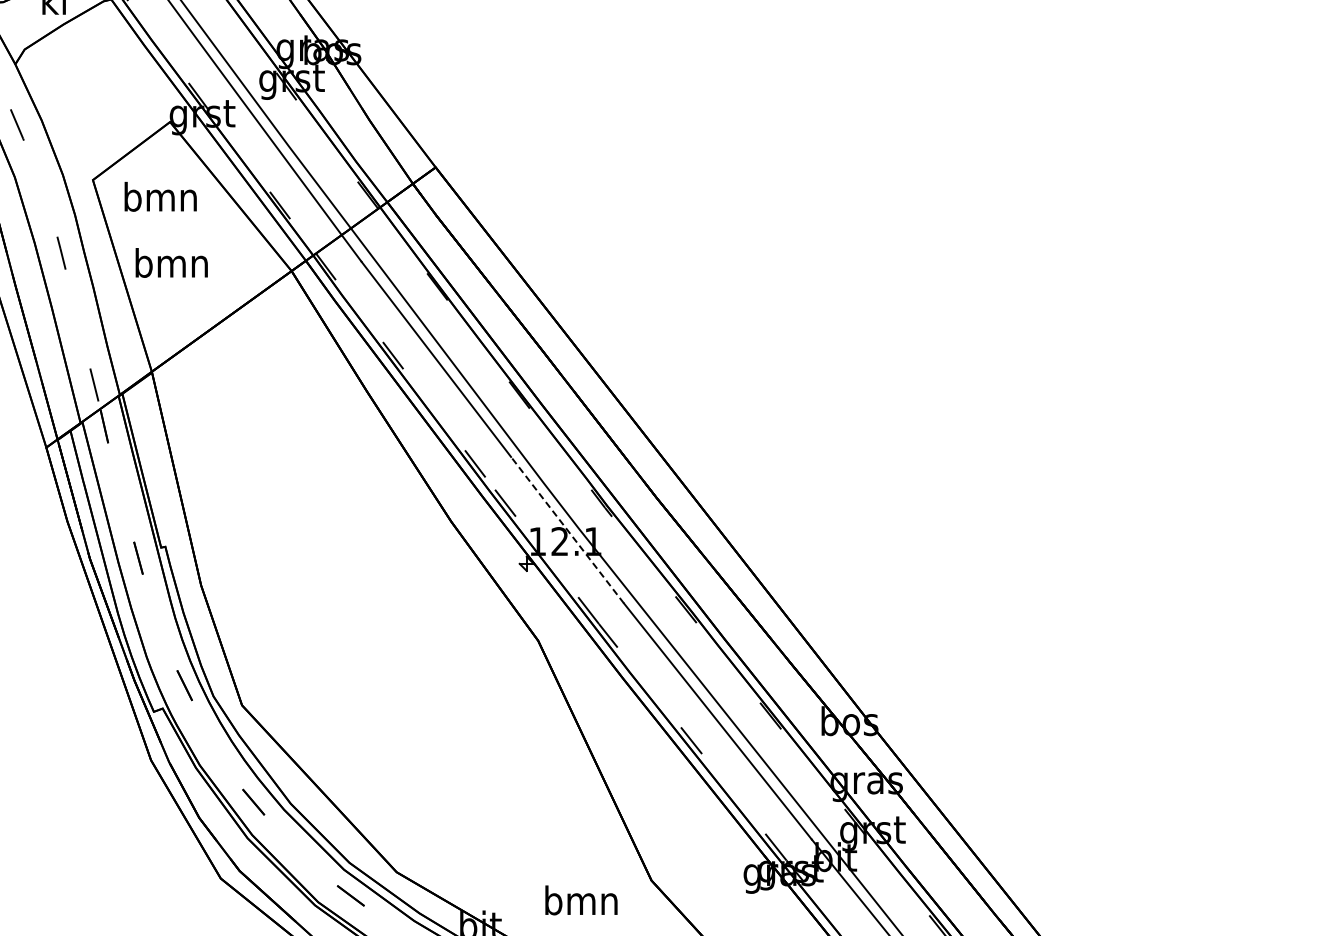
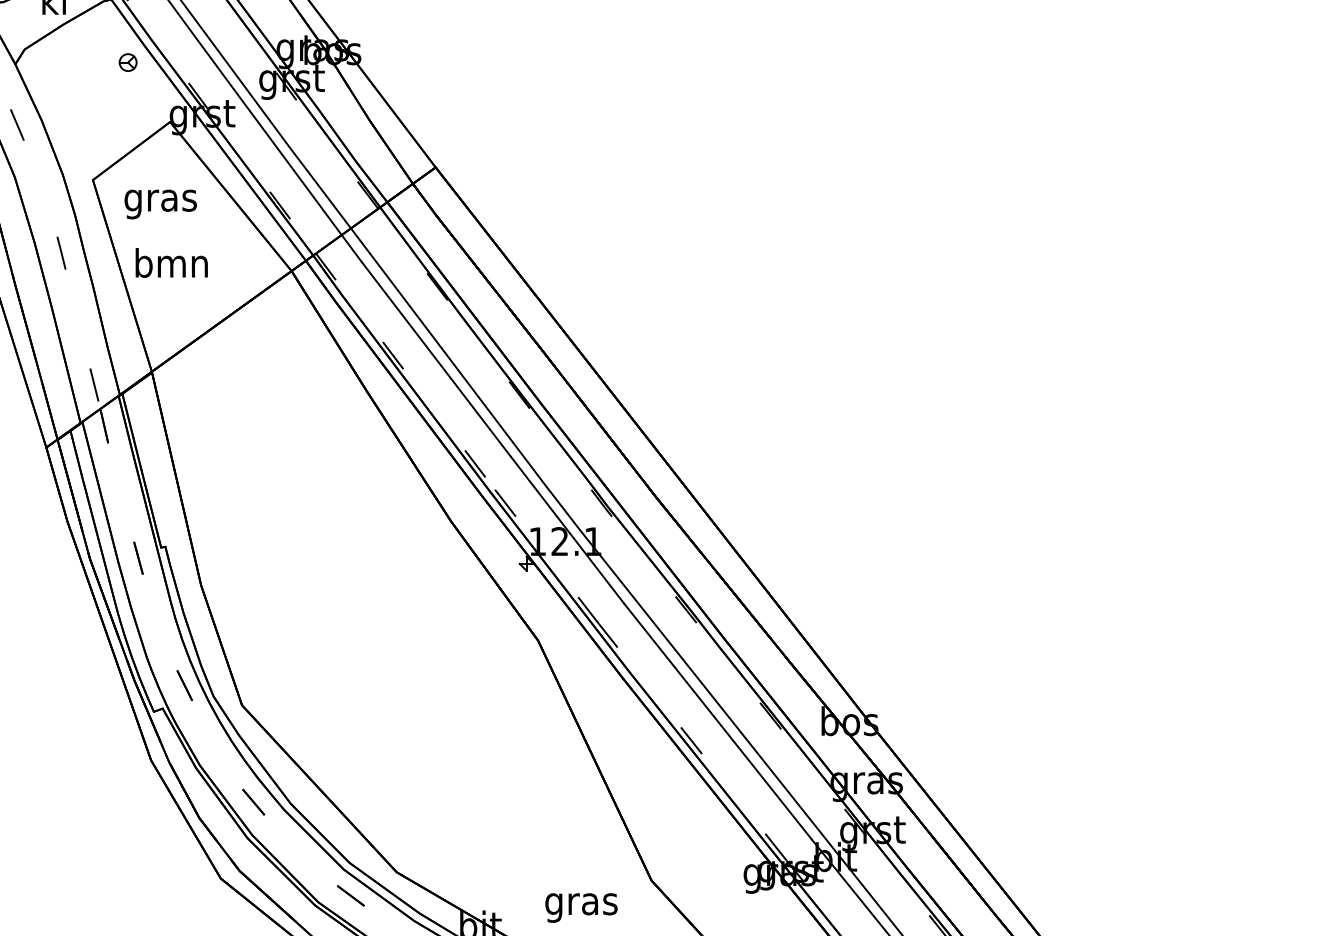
part: none -> present (127, 62)
text: bmn -> gras (160, 200)
line: dashed -> solid (567, 529)
text: bmn -> gras (581, 903)
